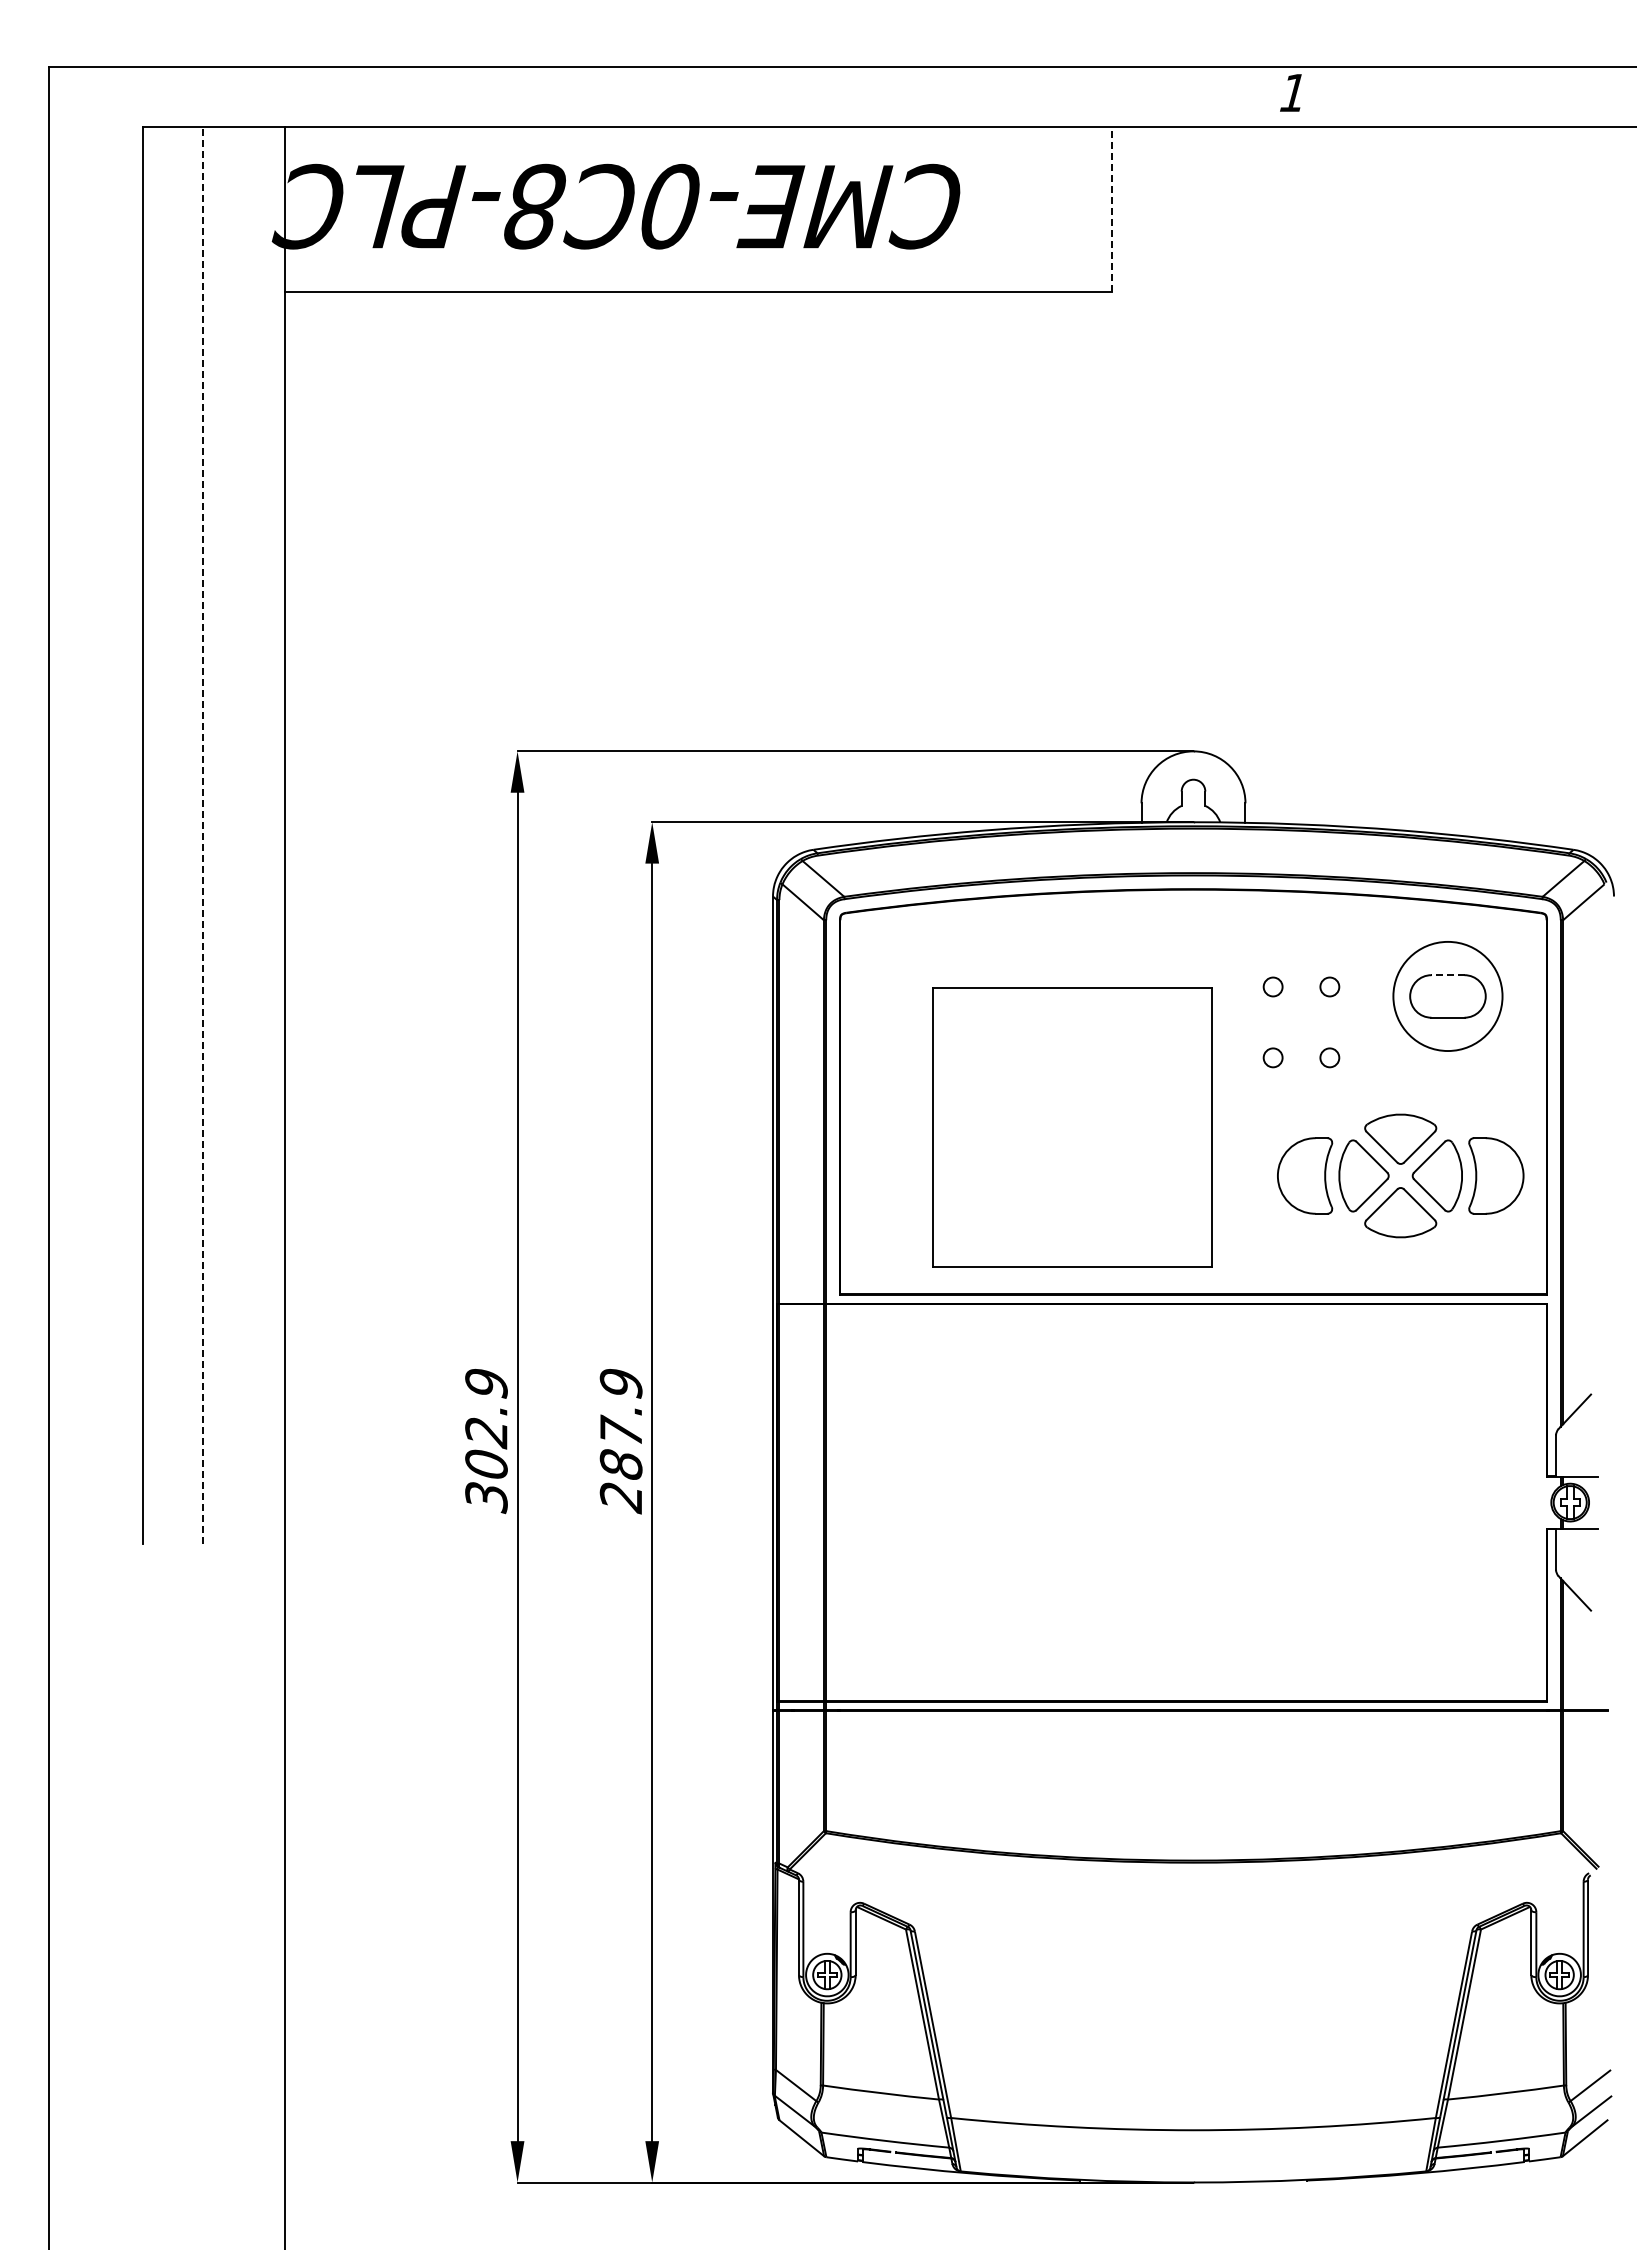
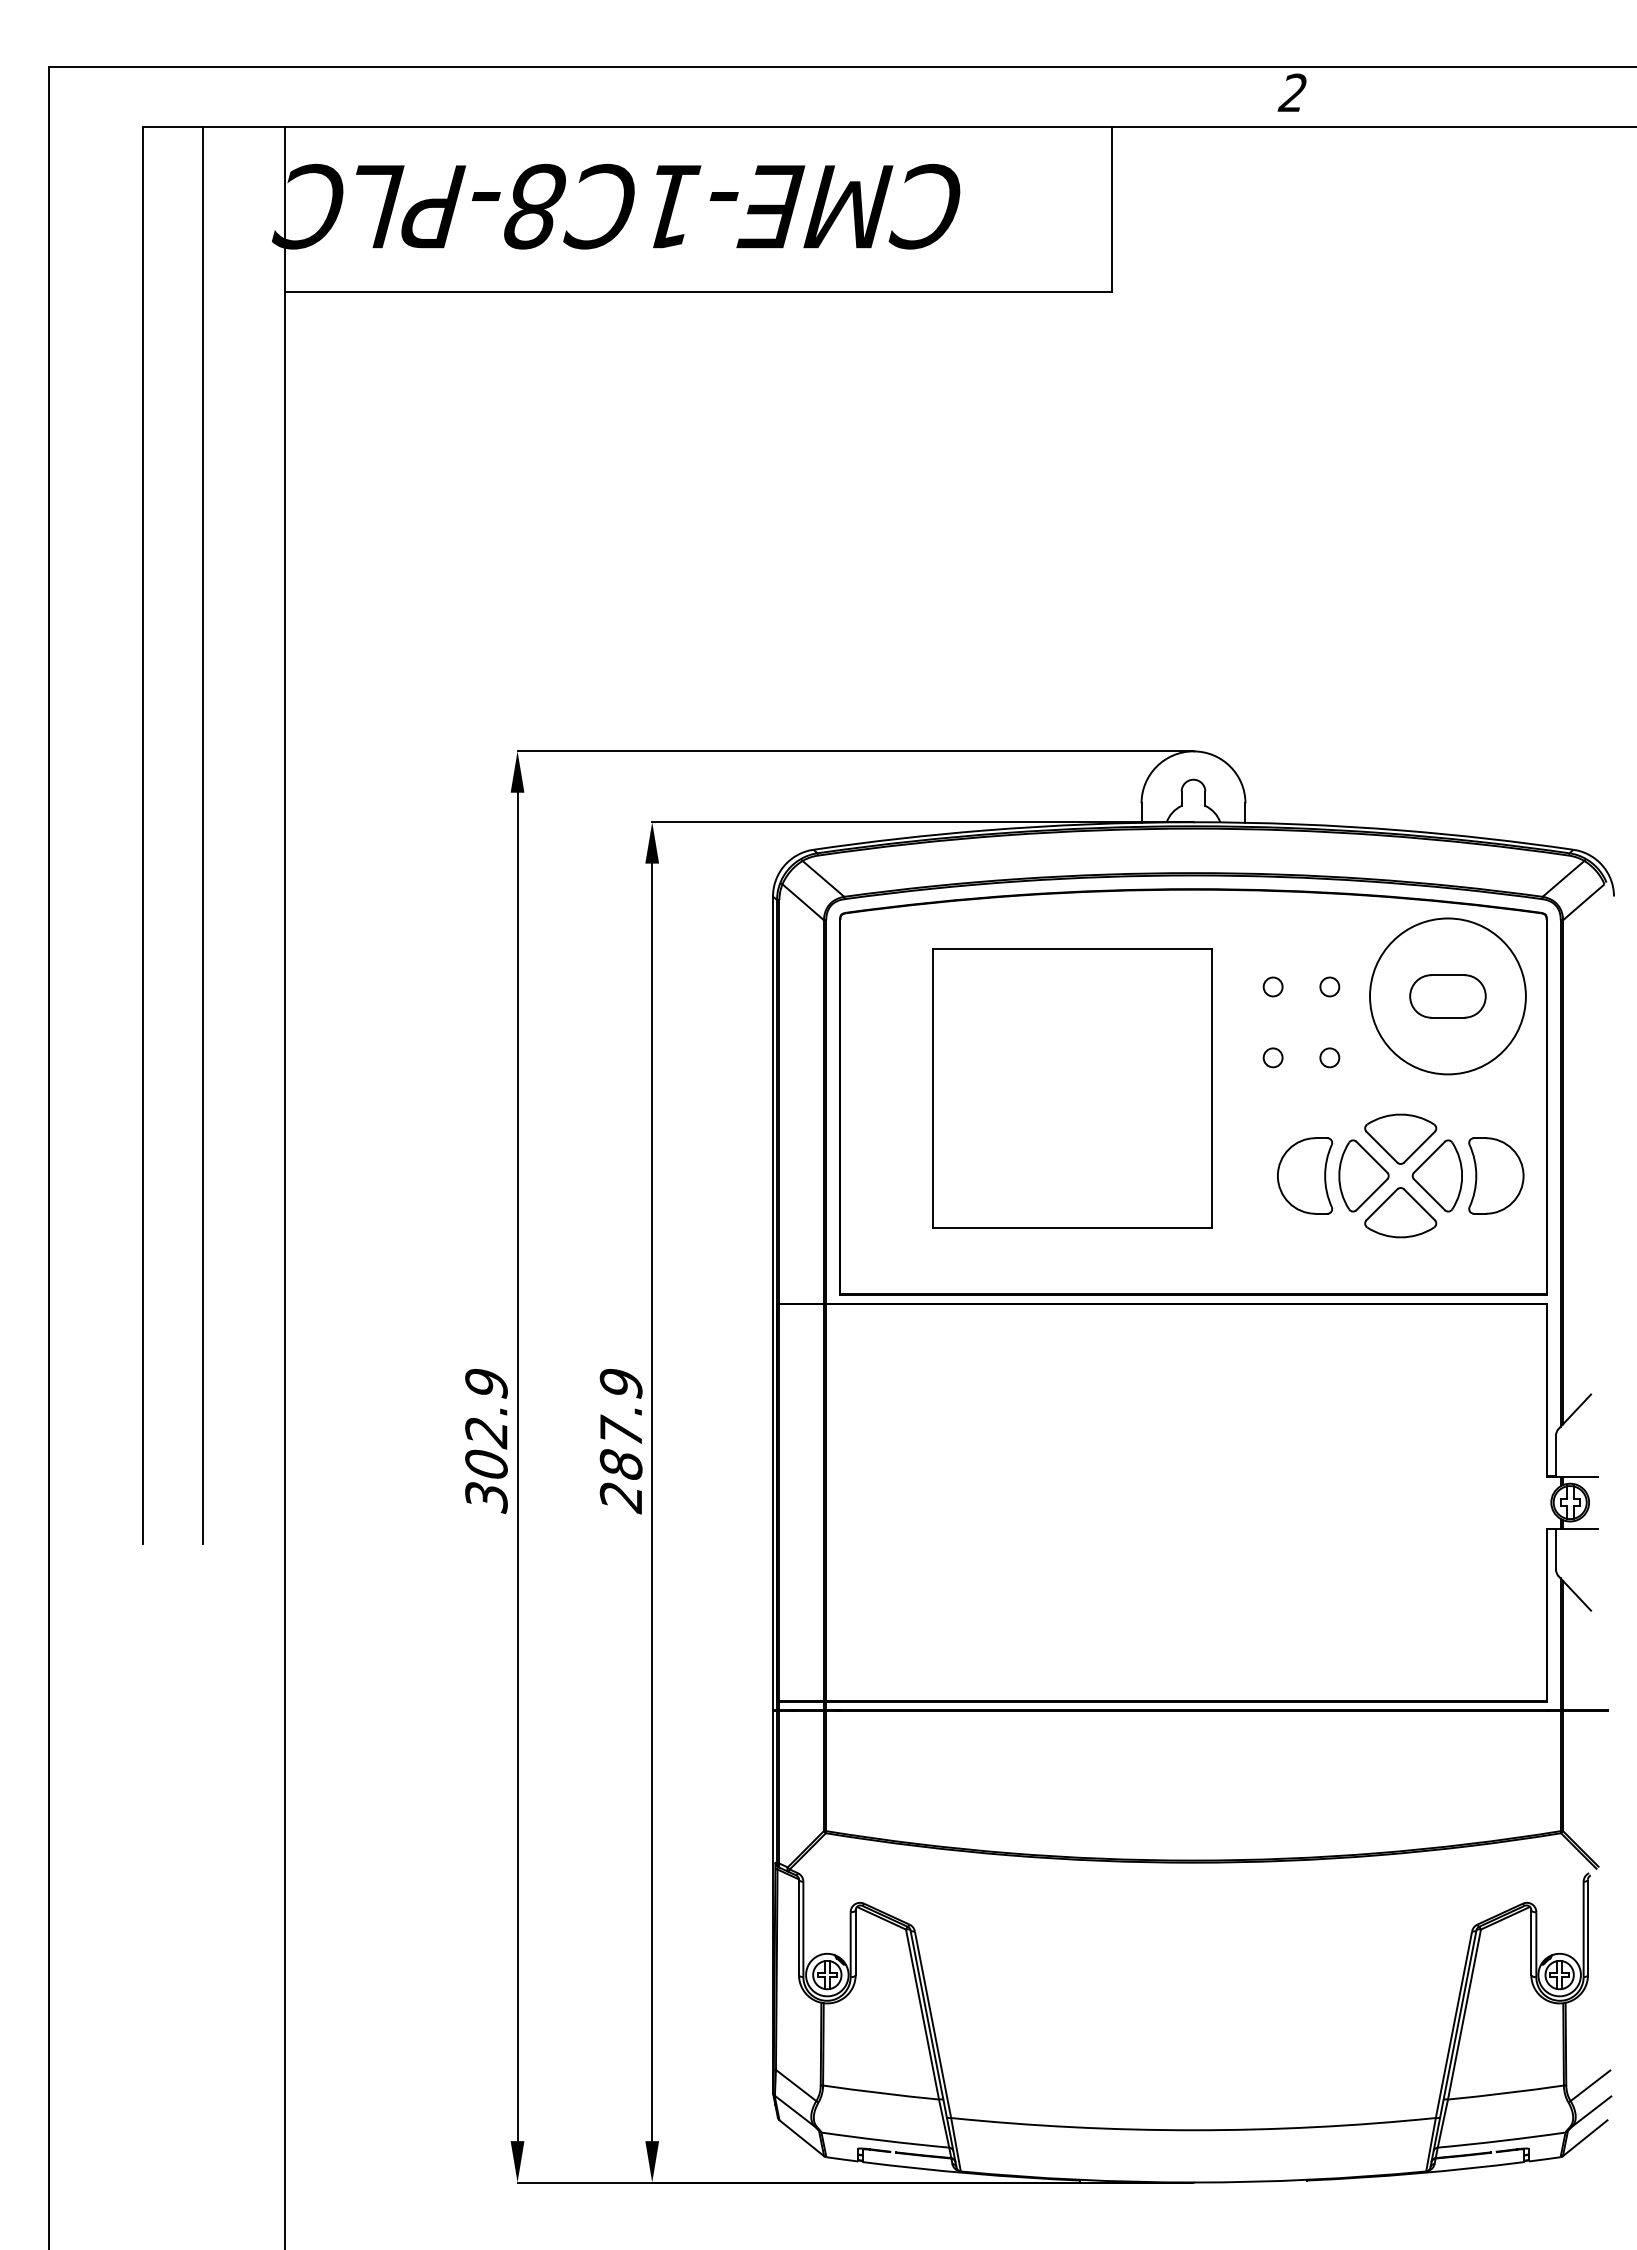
text: 1 -> 2 (1291, 92)
text: CME-0C8-PLC -> CME-1C8-PLC (671, 206)
line: dashed -> solid (1112, 209)
line: dashed -> solid (202, 835)
line: dashed -> solid (1447, 975)
circle diameter: 109 px -> 156 px (1447, 996)
part position: (1072, 1127) -> (1072, 1088) (1072, 1088)
